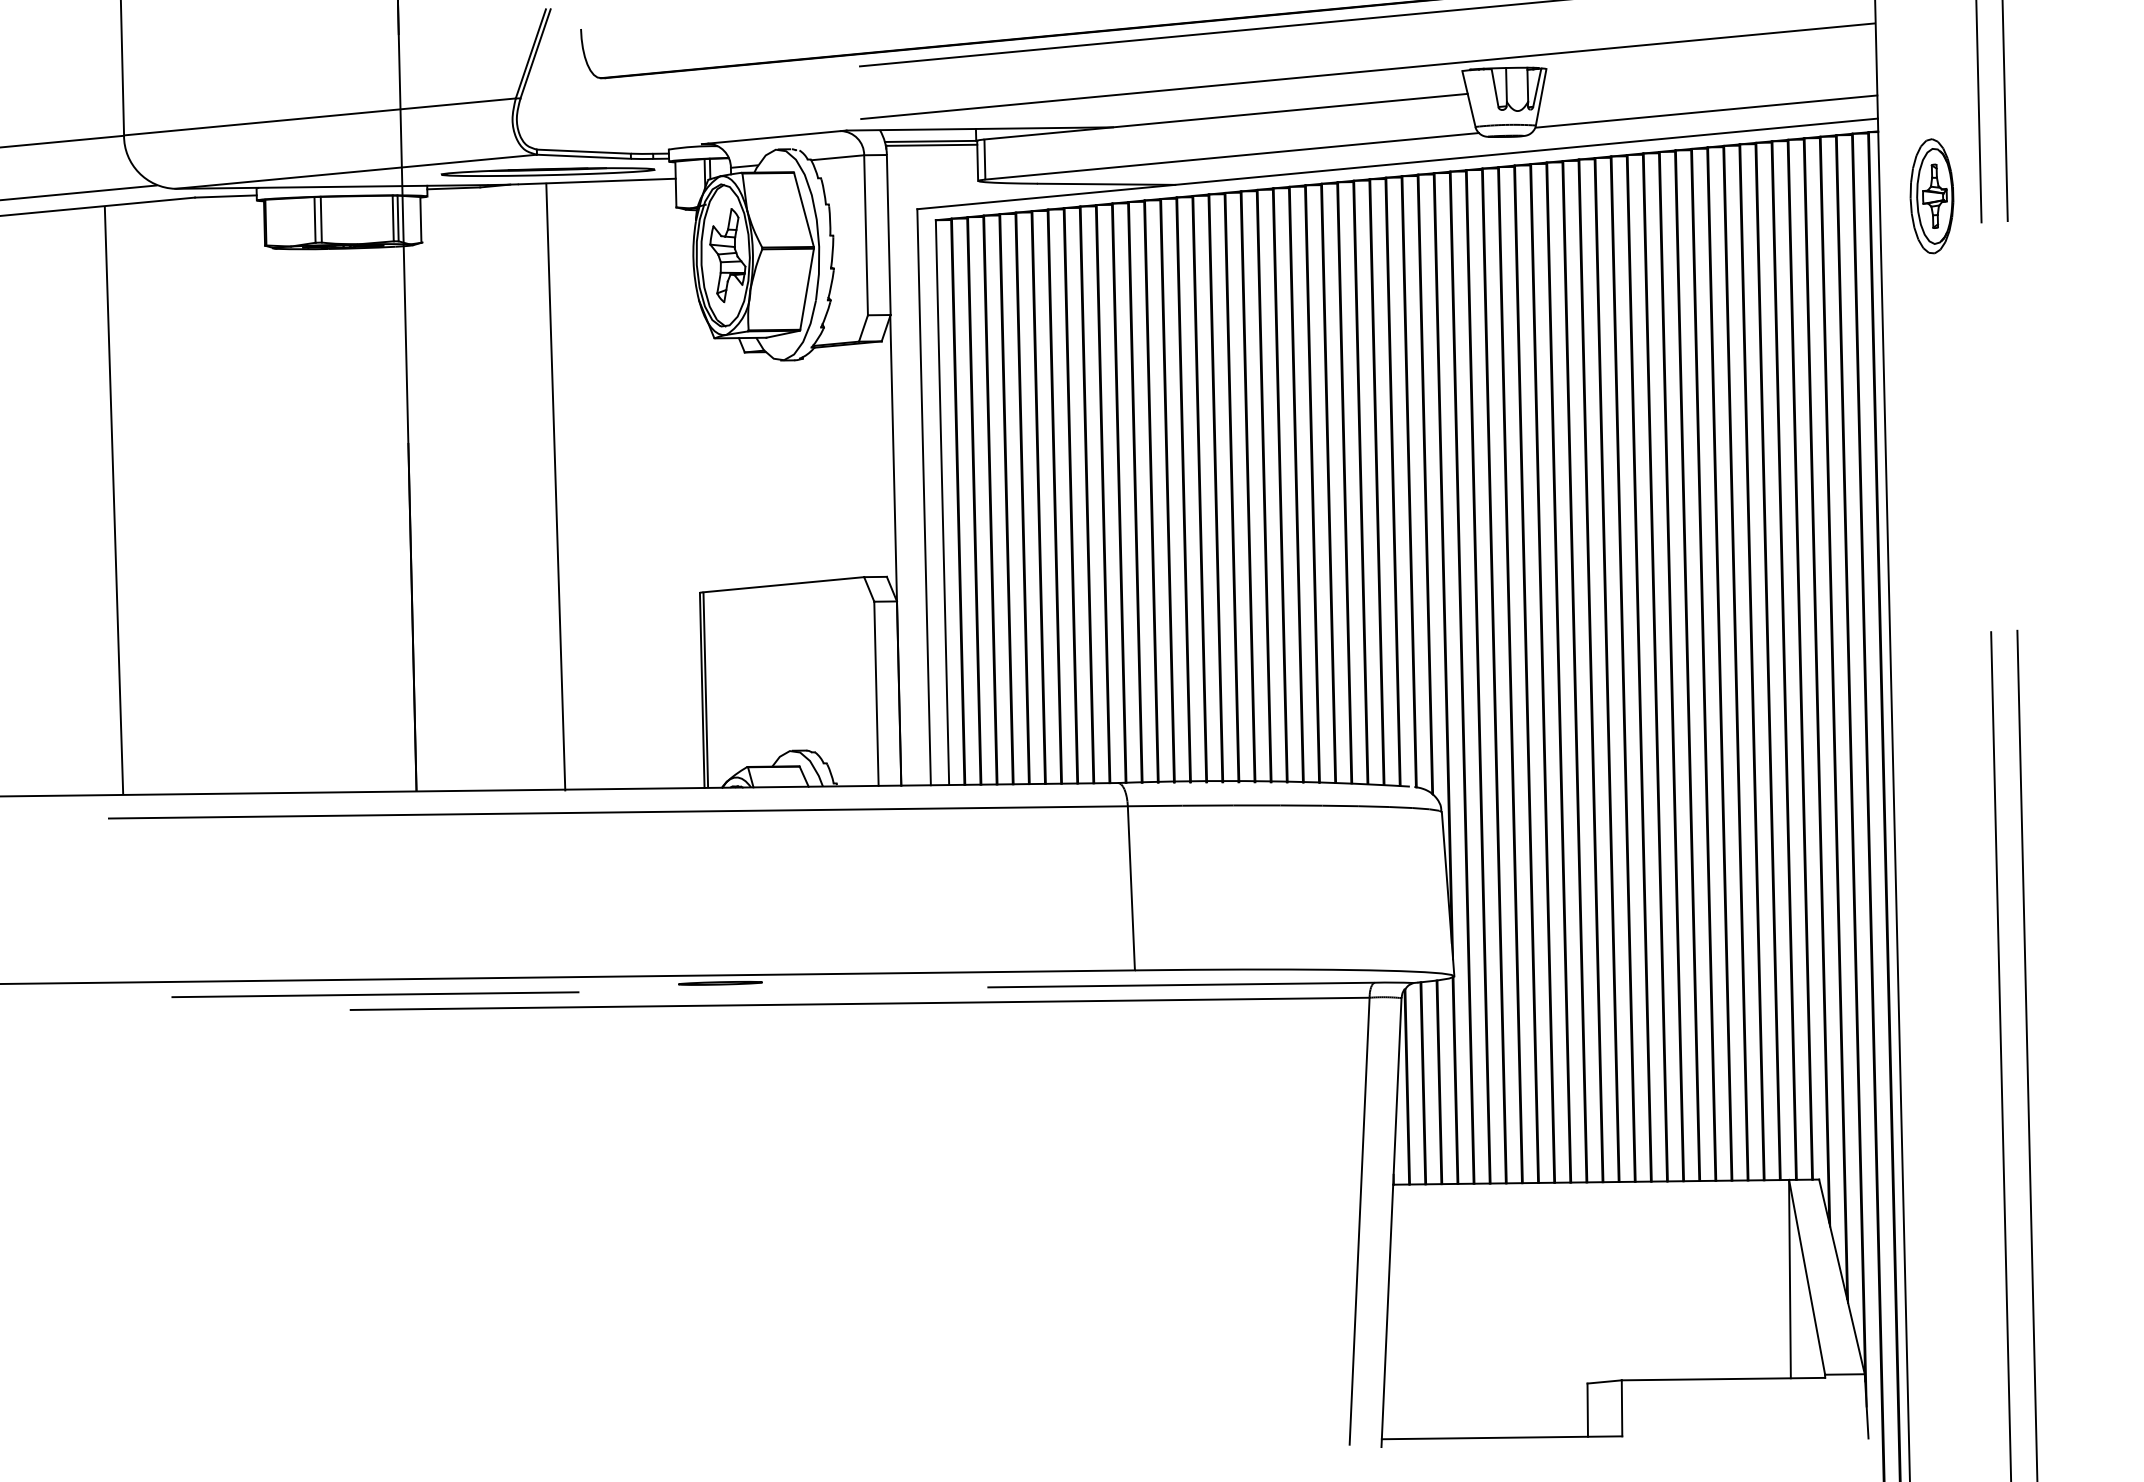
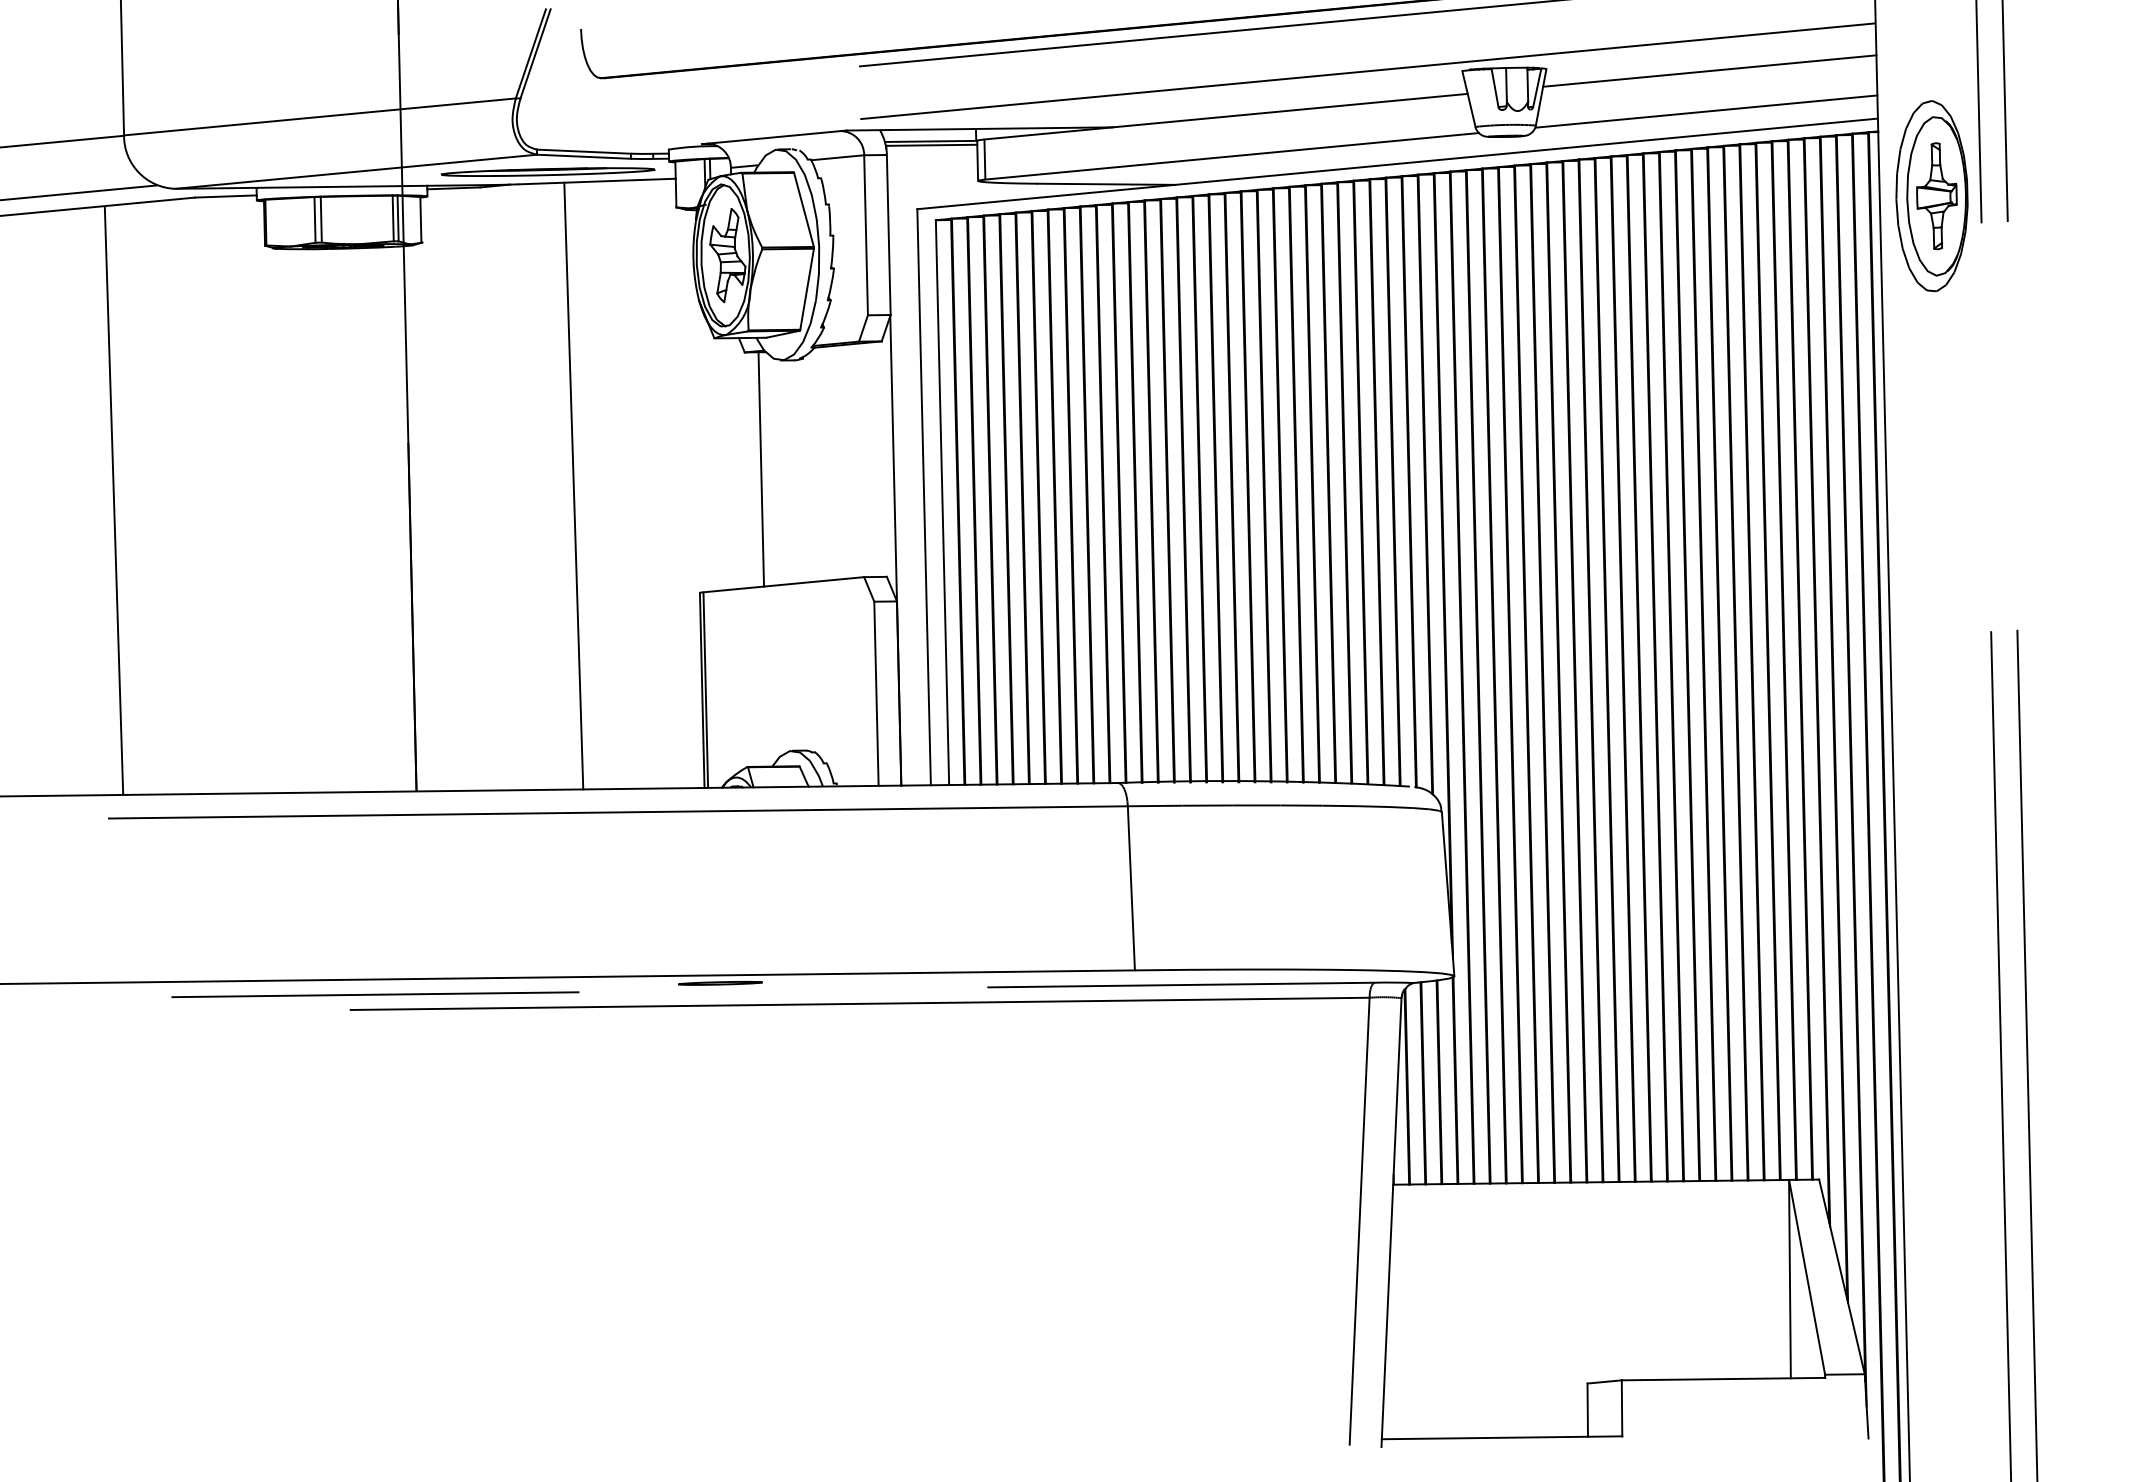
line: none -> present (1709, 70)
part size: 46x117 px -> 74x193 px (1931, 196)
line: none -> present (761, 469)
line position: (555, 486) -> (573, 485) (573, 485)
